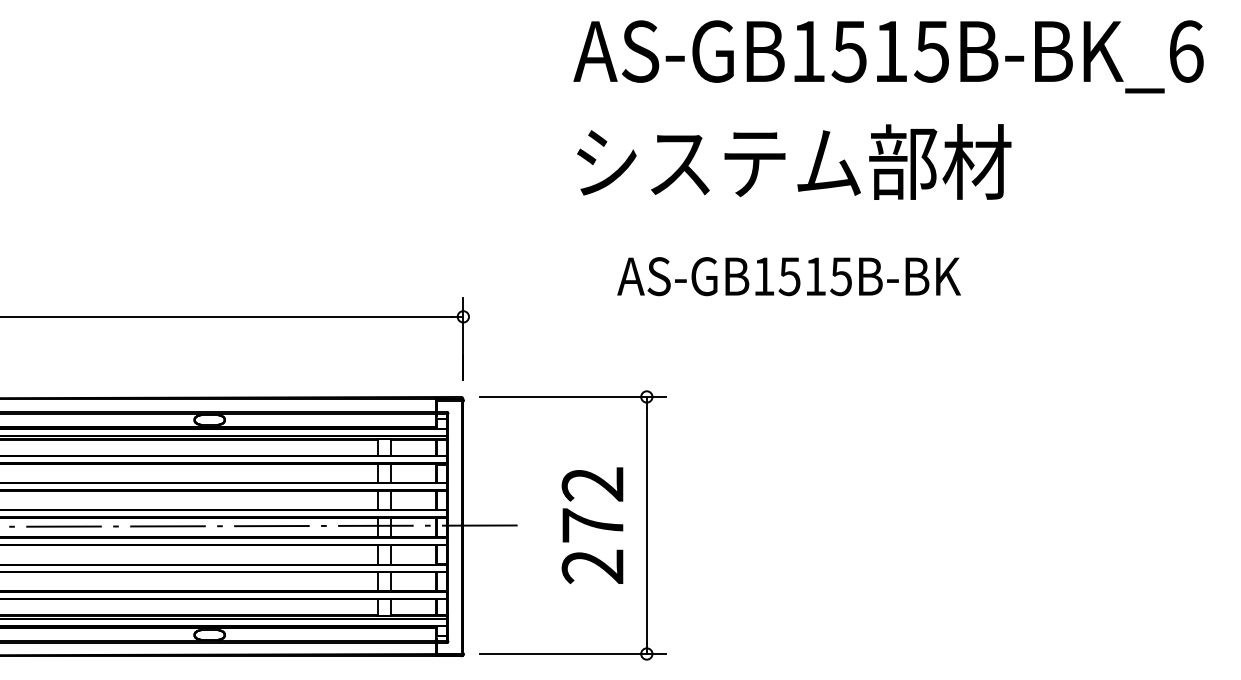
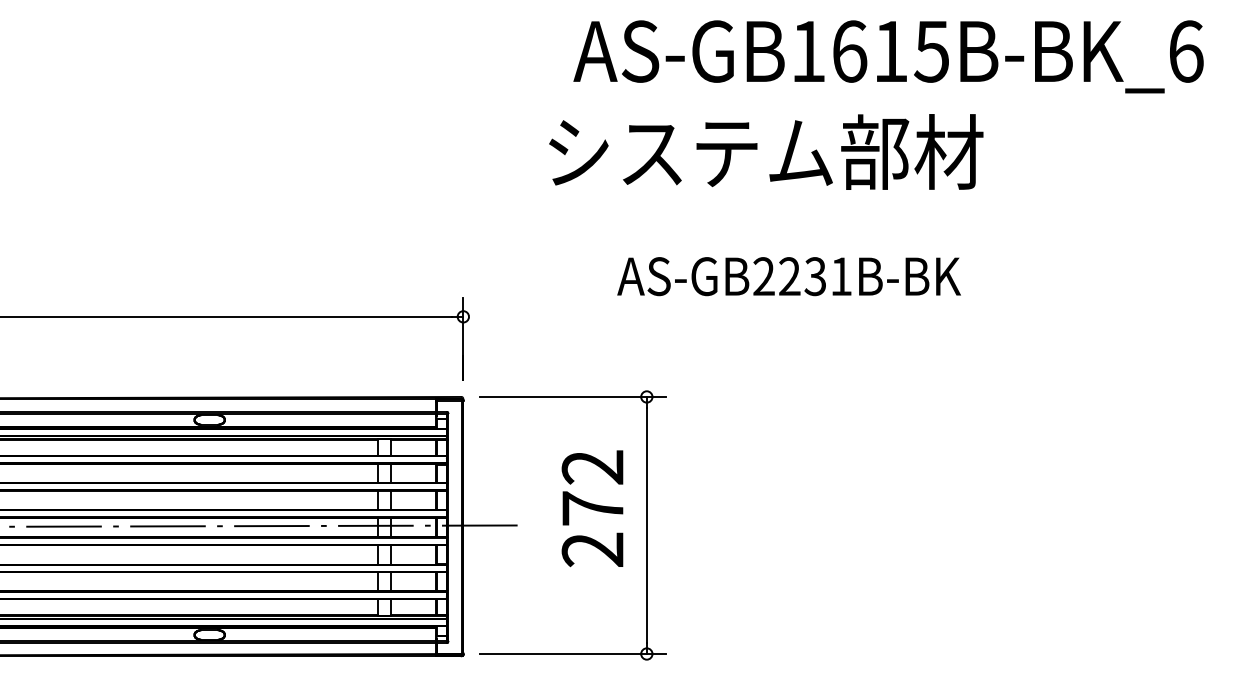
text: AS-GB1515B-BK_6 -> AS-GB1615B-BK_6 (849, 51)
text position: (794, 161) -> (766, 151) (766, 151)
text: AS-GB1515B-BK -> AS-GB2231B-BK (802, 276)
text position: (592, 525) -> (592, 508) (592, 508)
